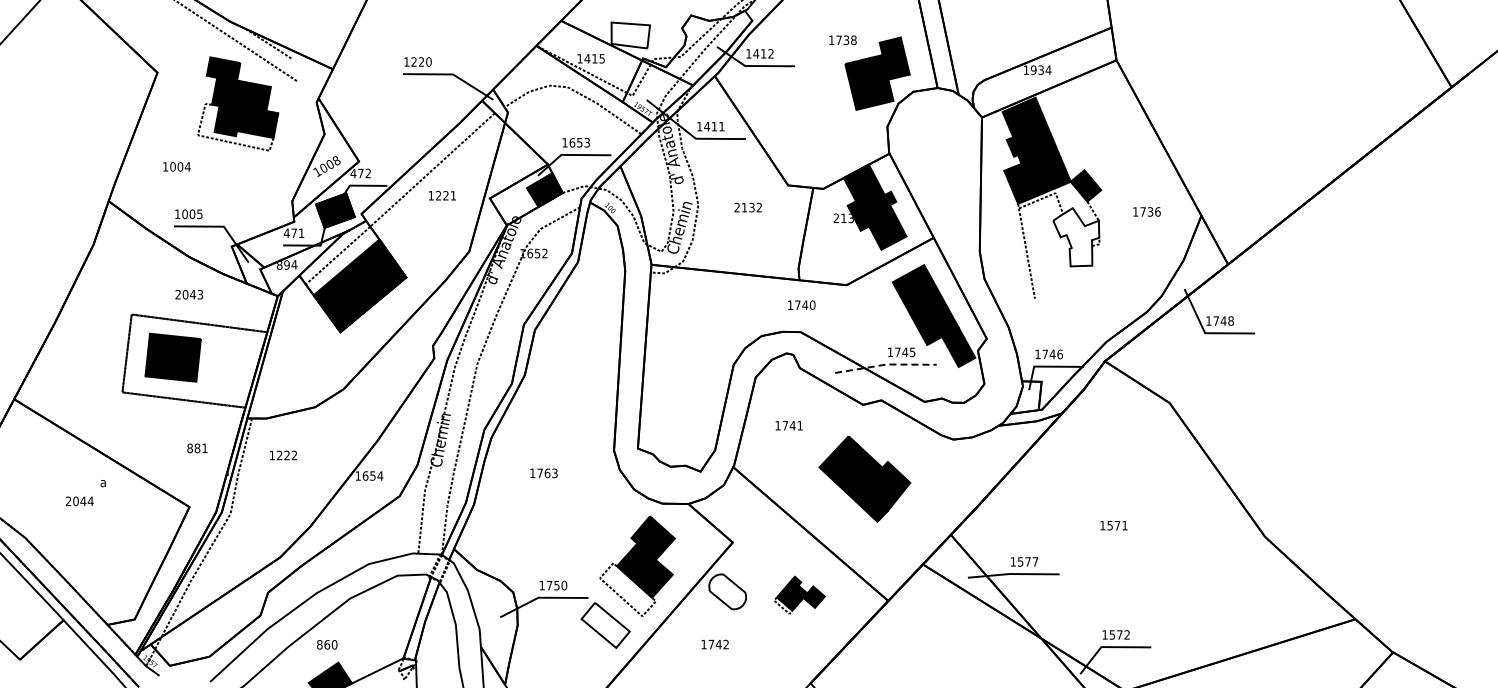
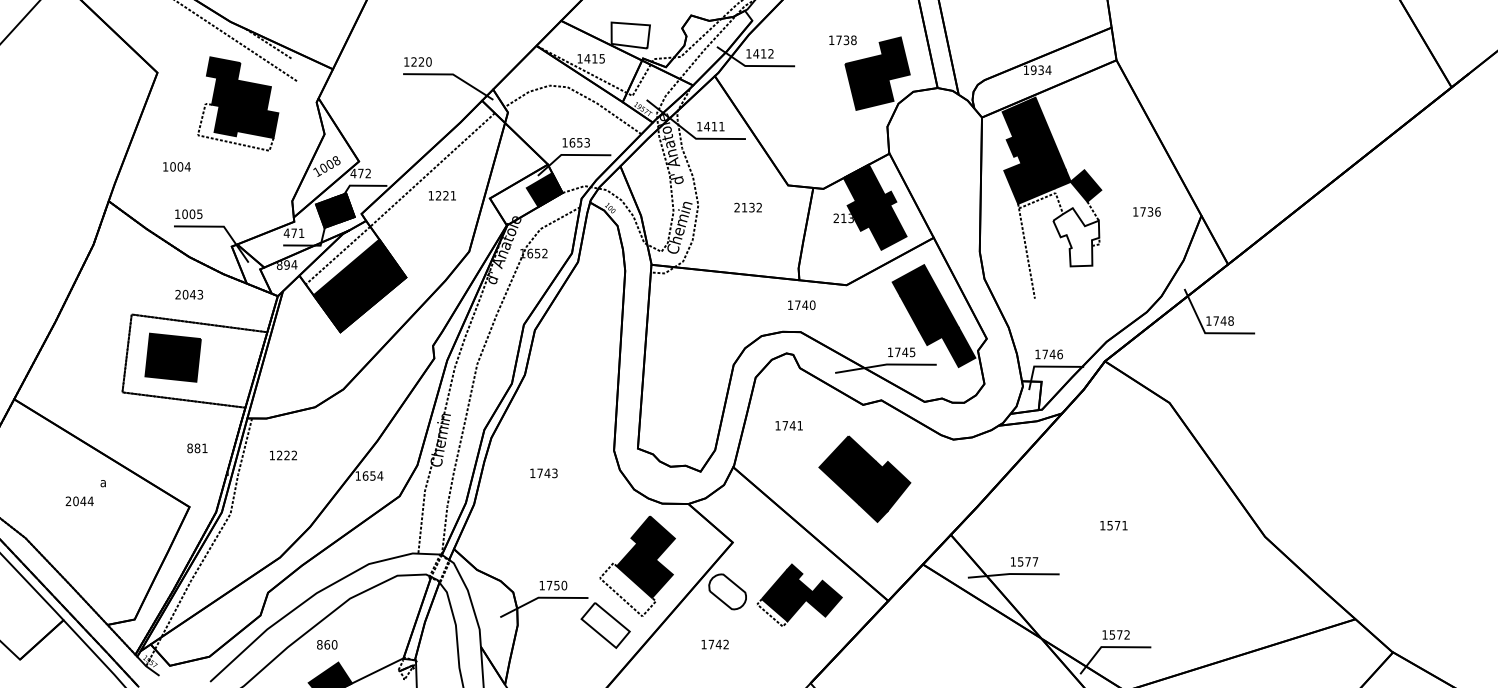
line: dashed -> solid (885, 364)
text: 1763 -> 1743 (547, 473)
part size: 52x40 px -> 87x64 px (799, 594)
